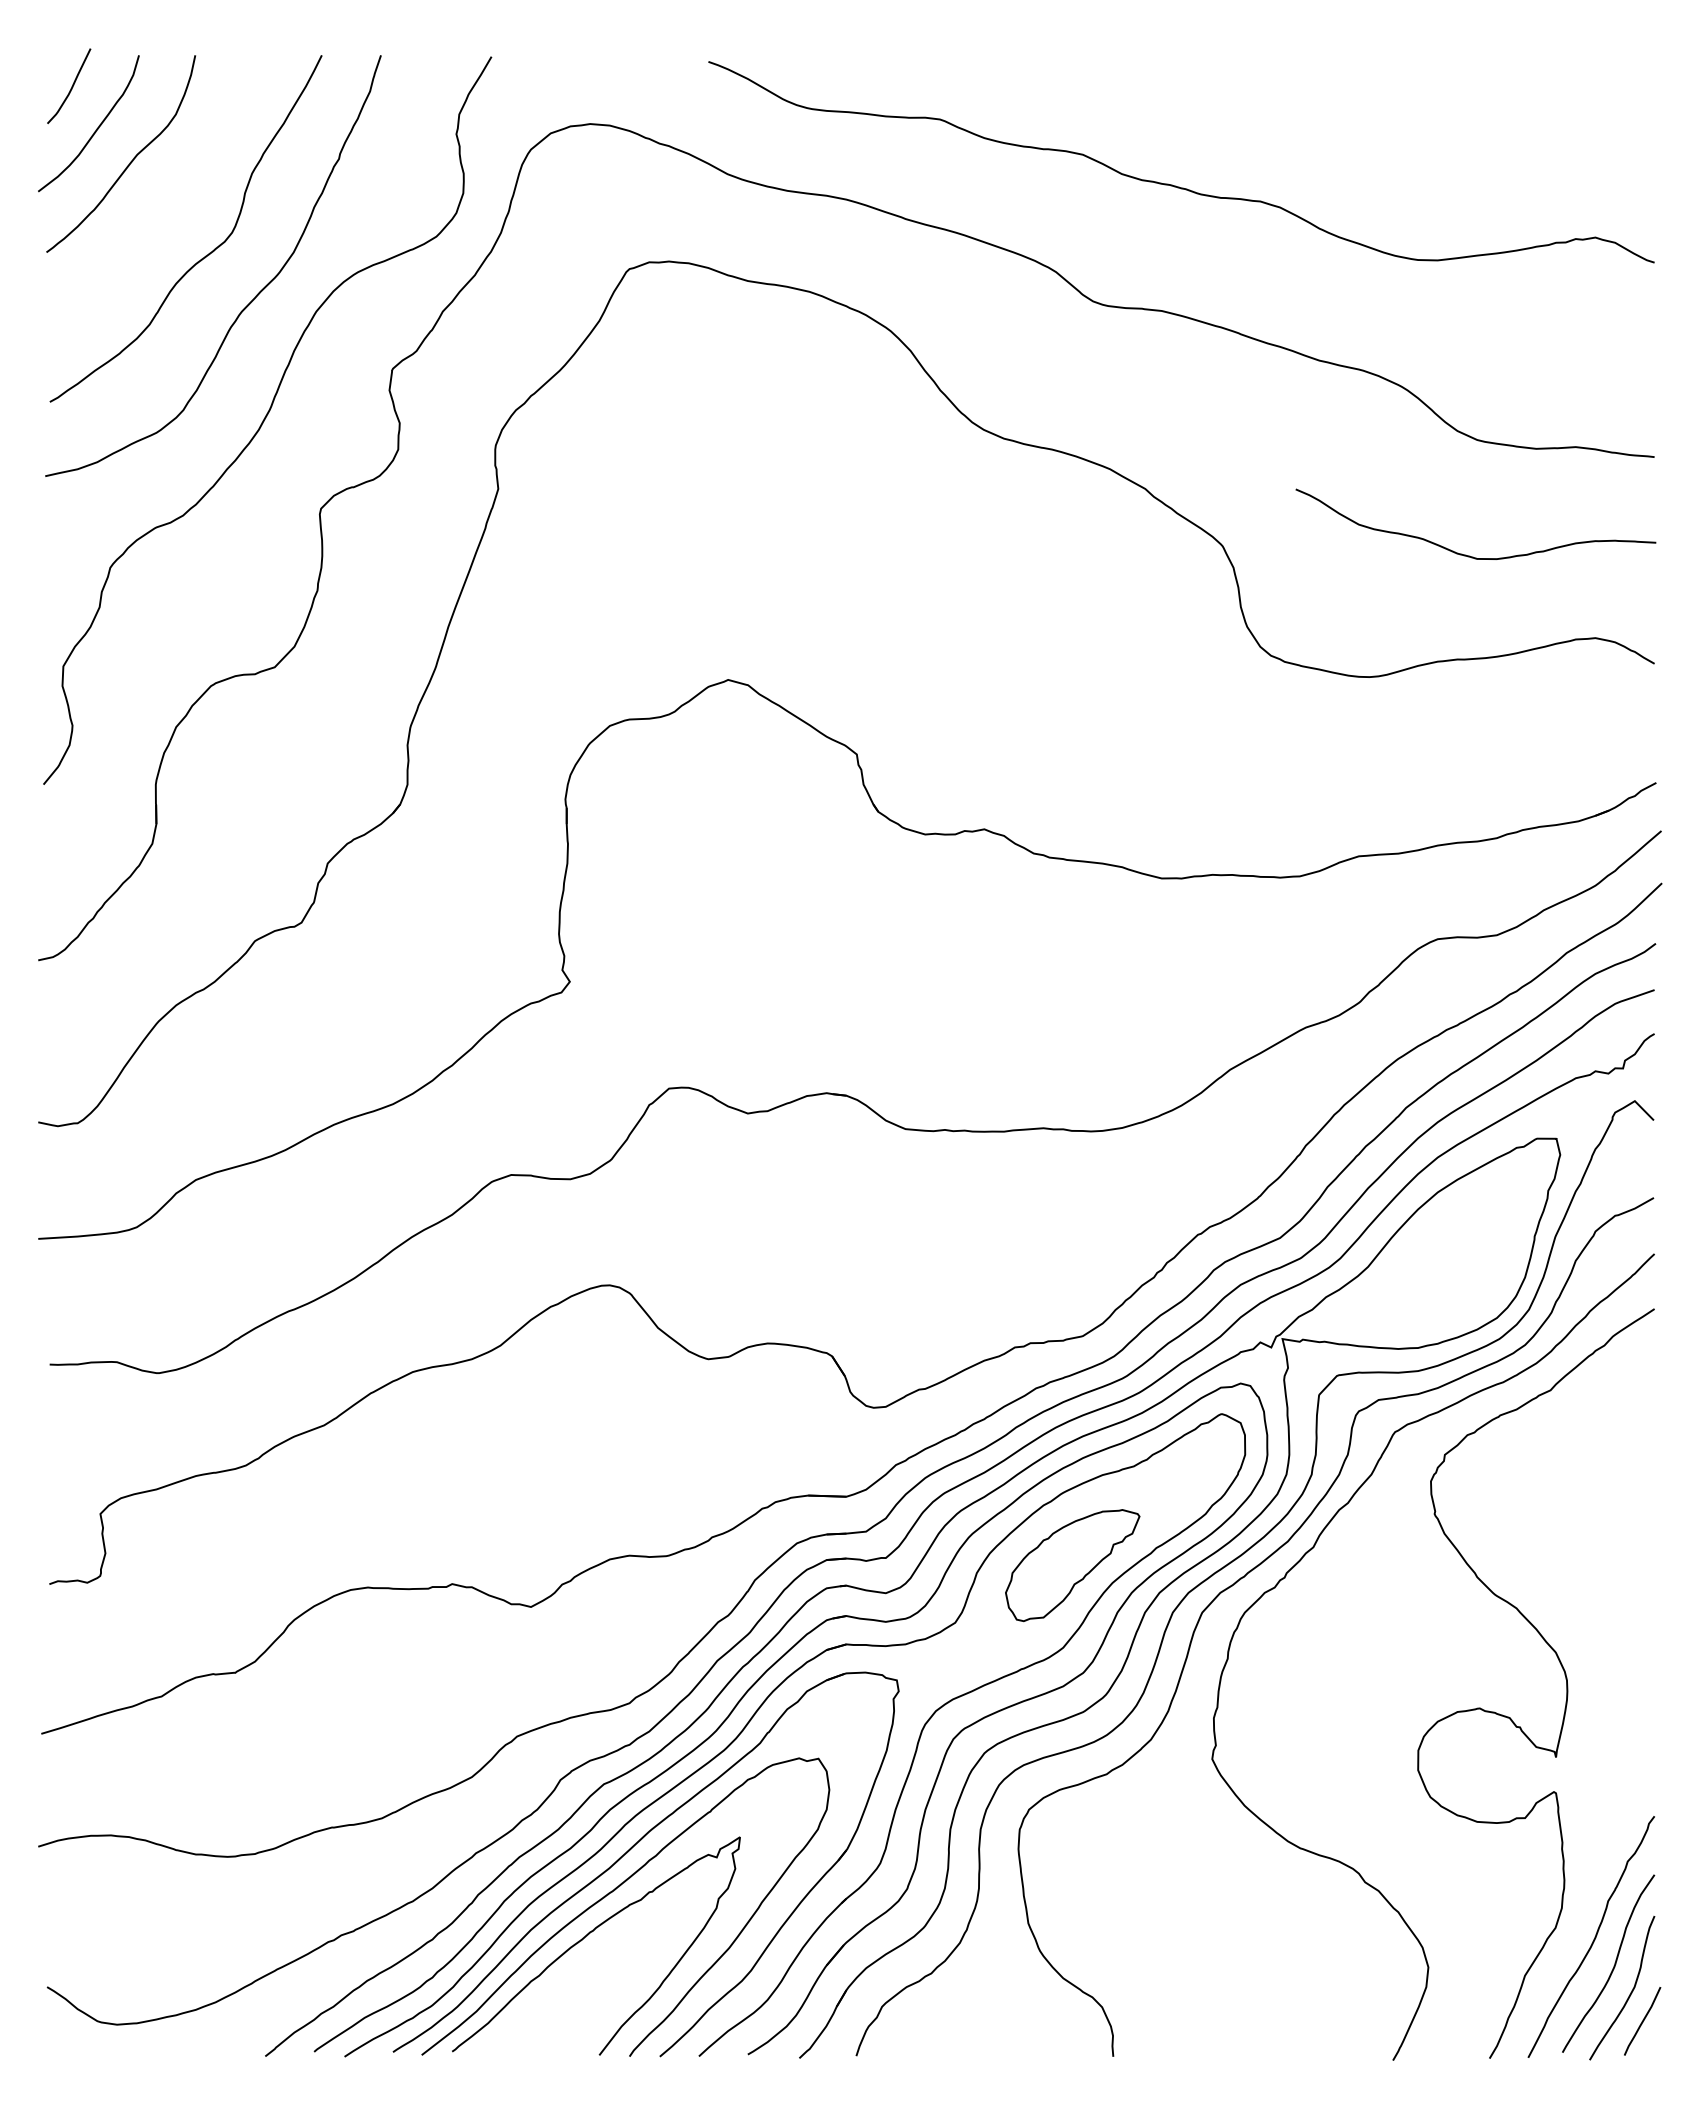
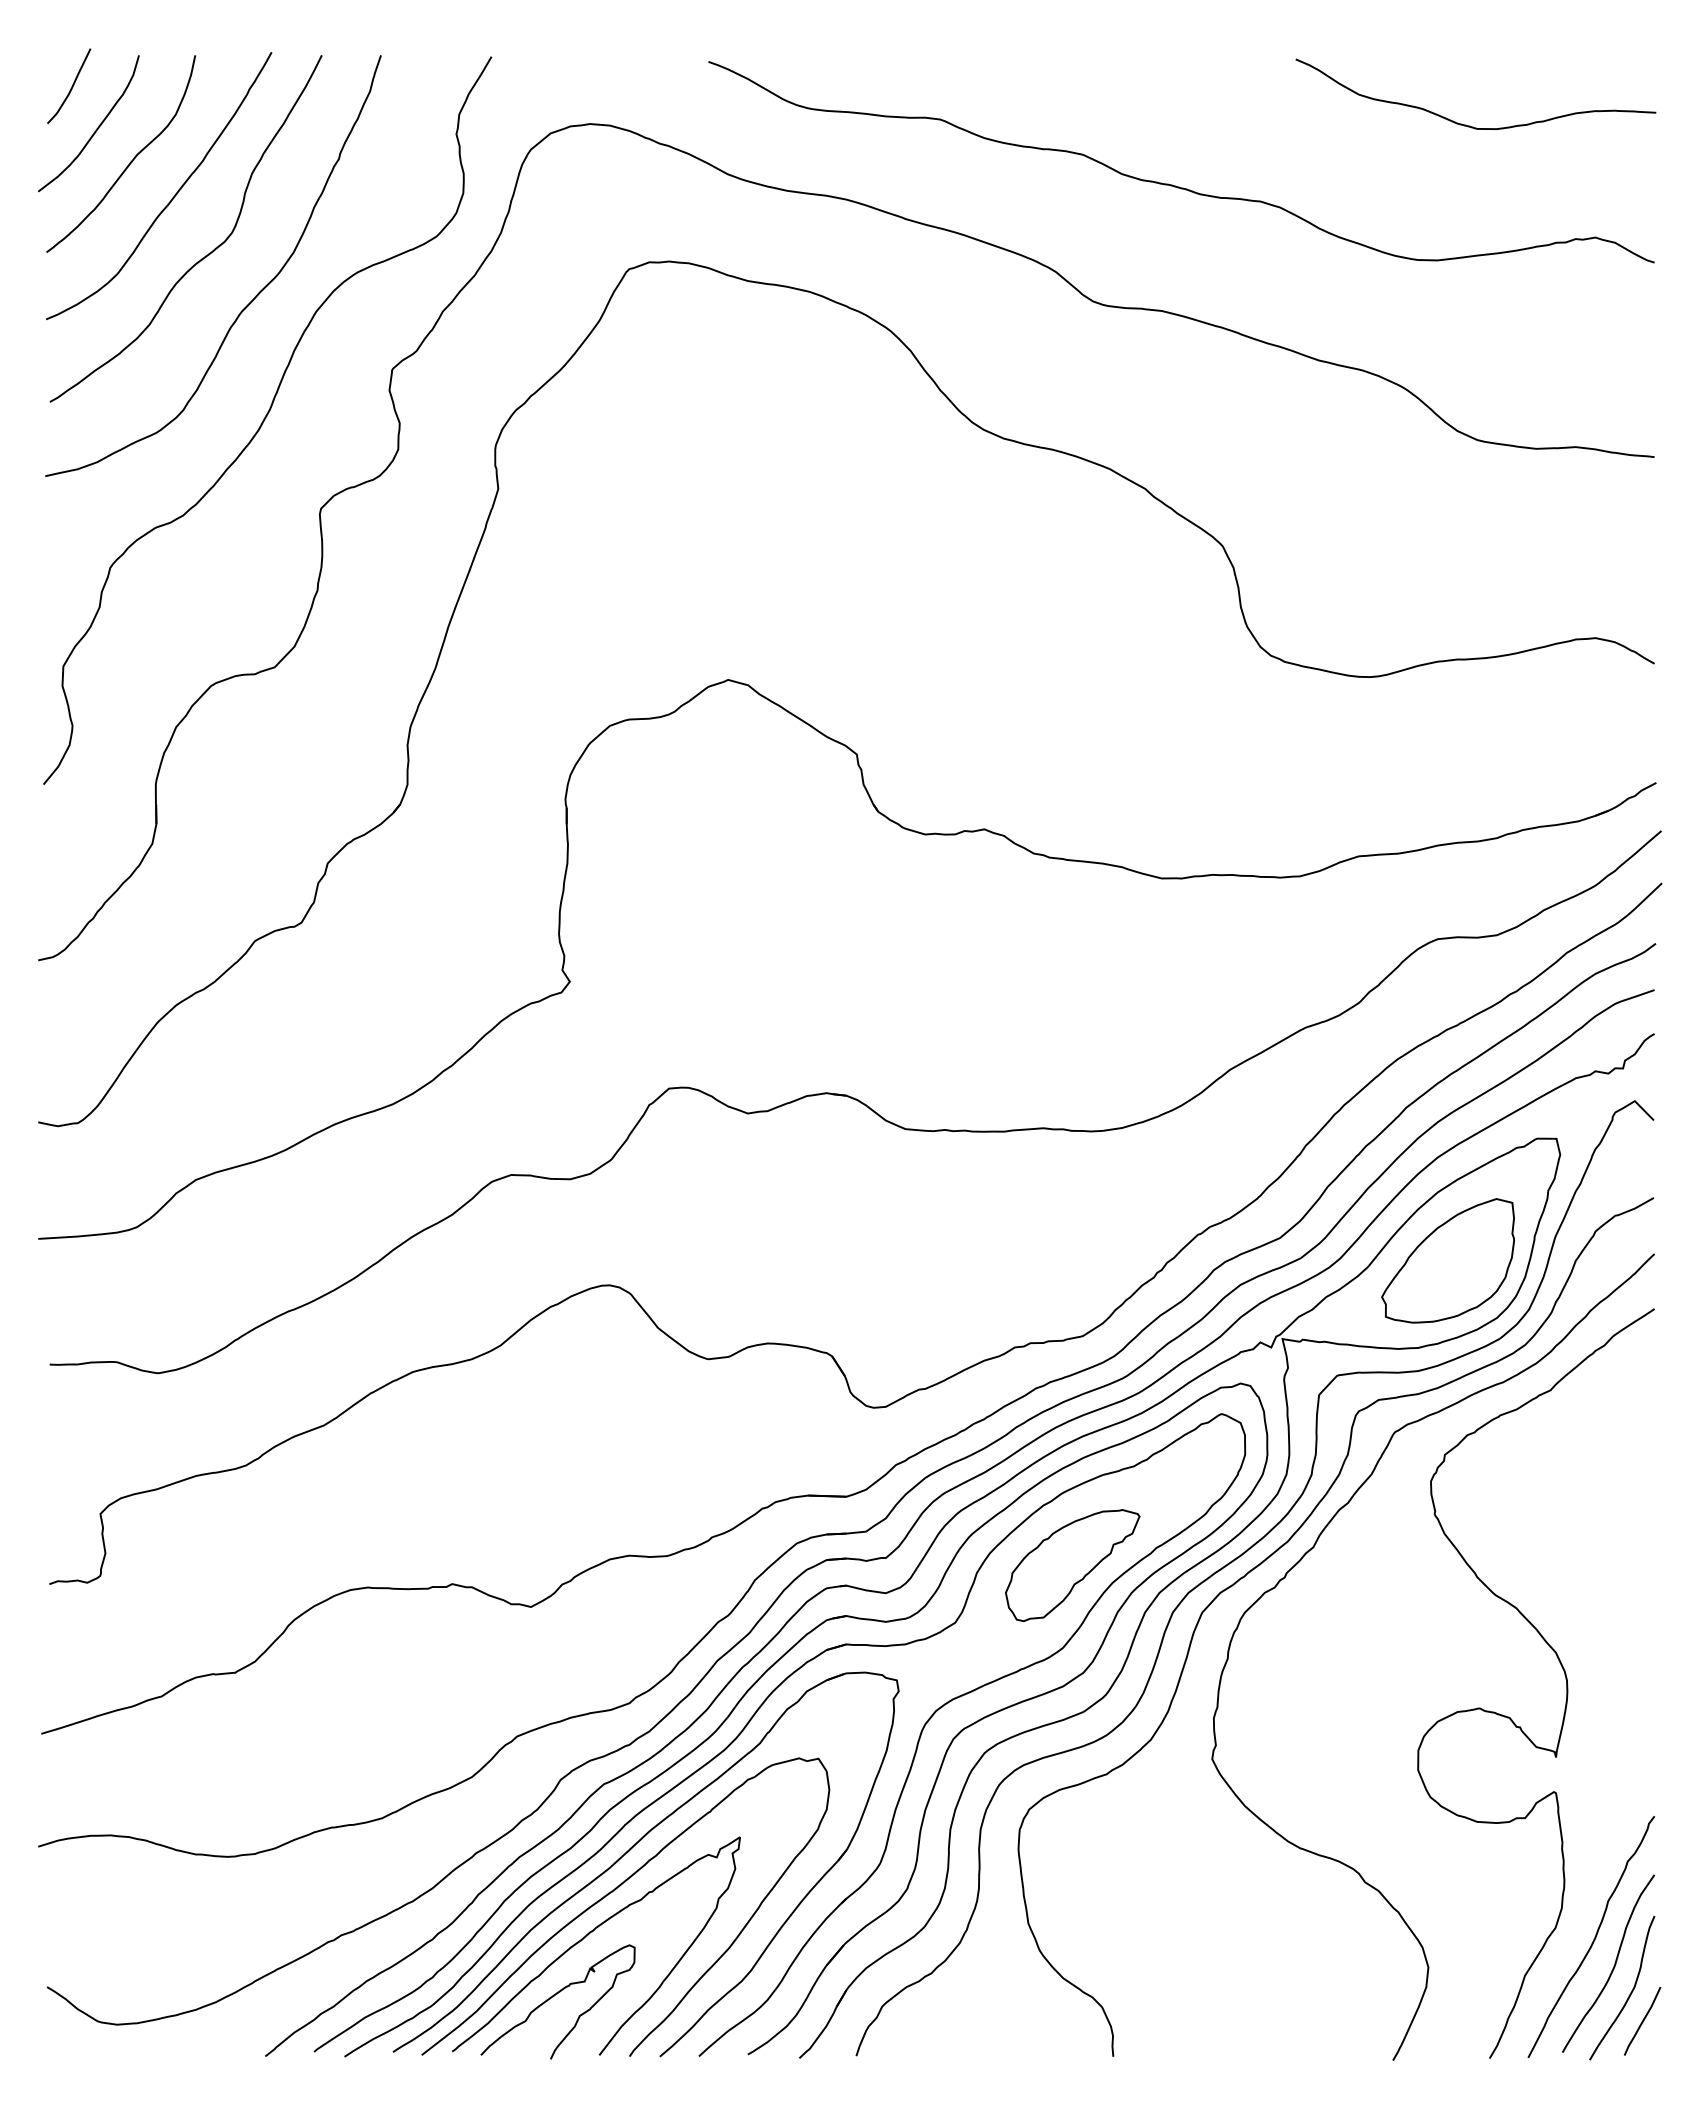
curve: none -> present (171, 198)
curve position: (1469, 555) -> (1469, 125) (1469, 125)
part: none -> present (1447, 1260)
curve: none -> present (553, 1997)
